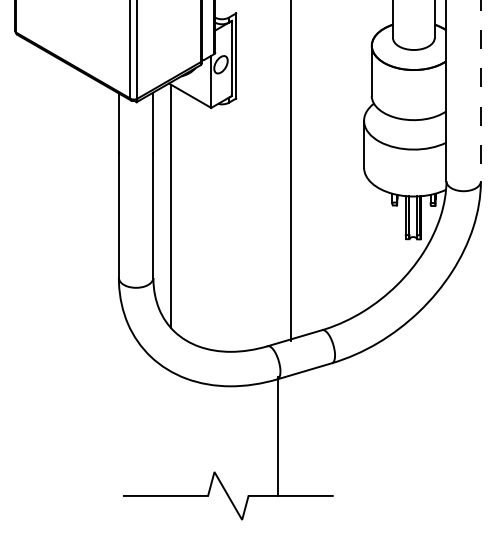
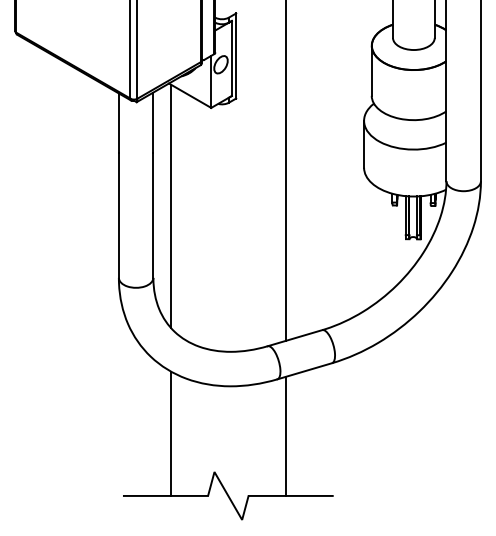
line: dashed -> solid (480, 91)
line position: (290, 171) -> (285, 171) (285, 171)
line: none -> present (170, 433)
line position: (277, 435) -> (285, 435) (285, 435)
